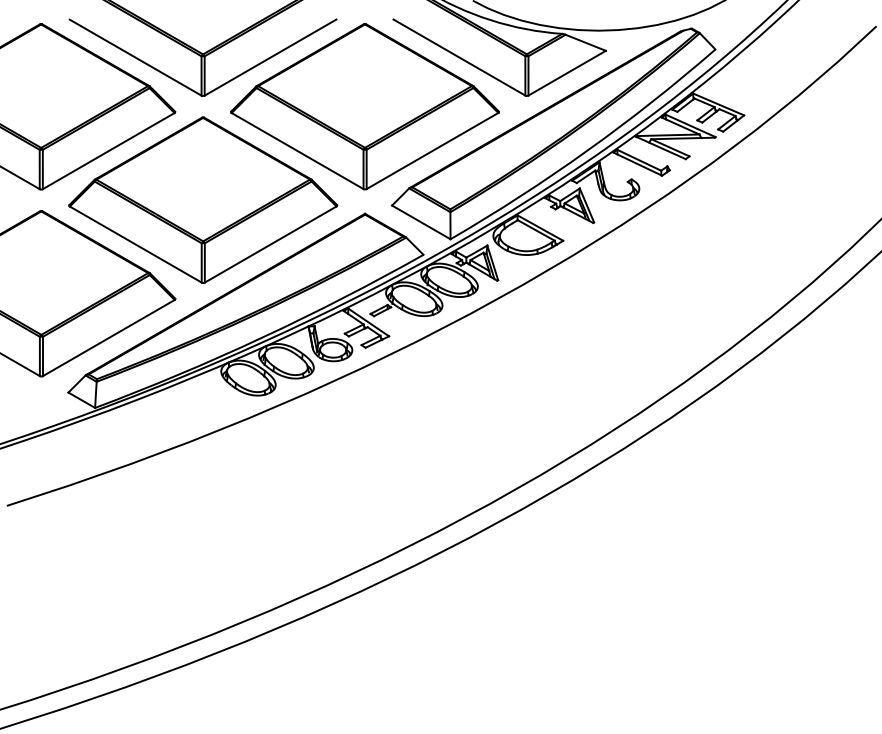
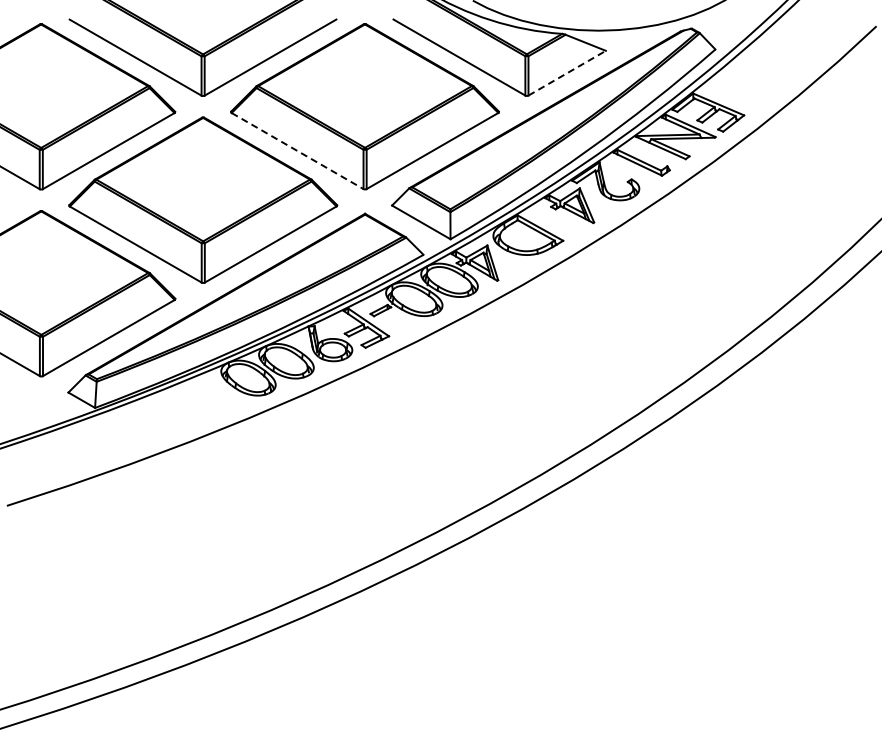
line: solid -> dashed (567, 73)
line: solid -> dashed (298, 151)
